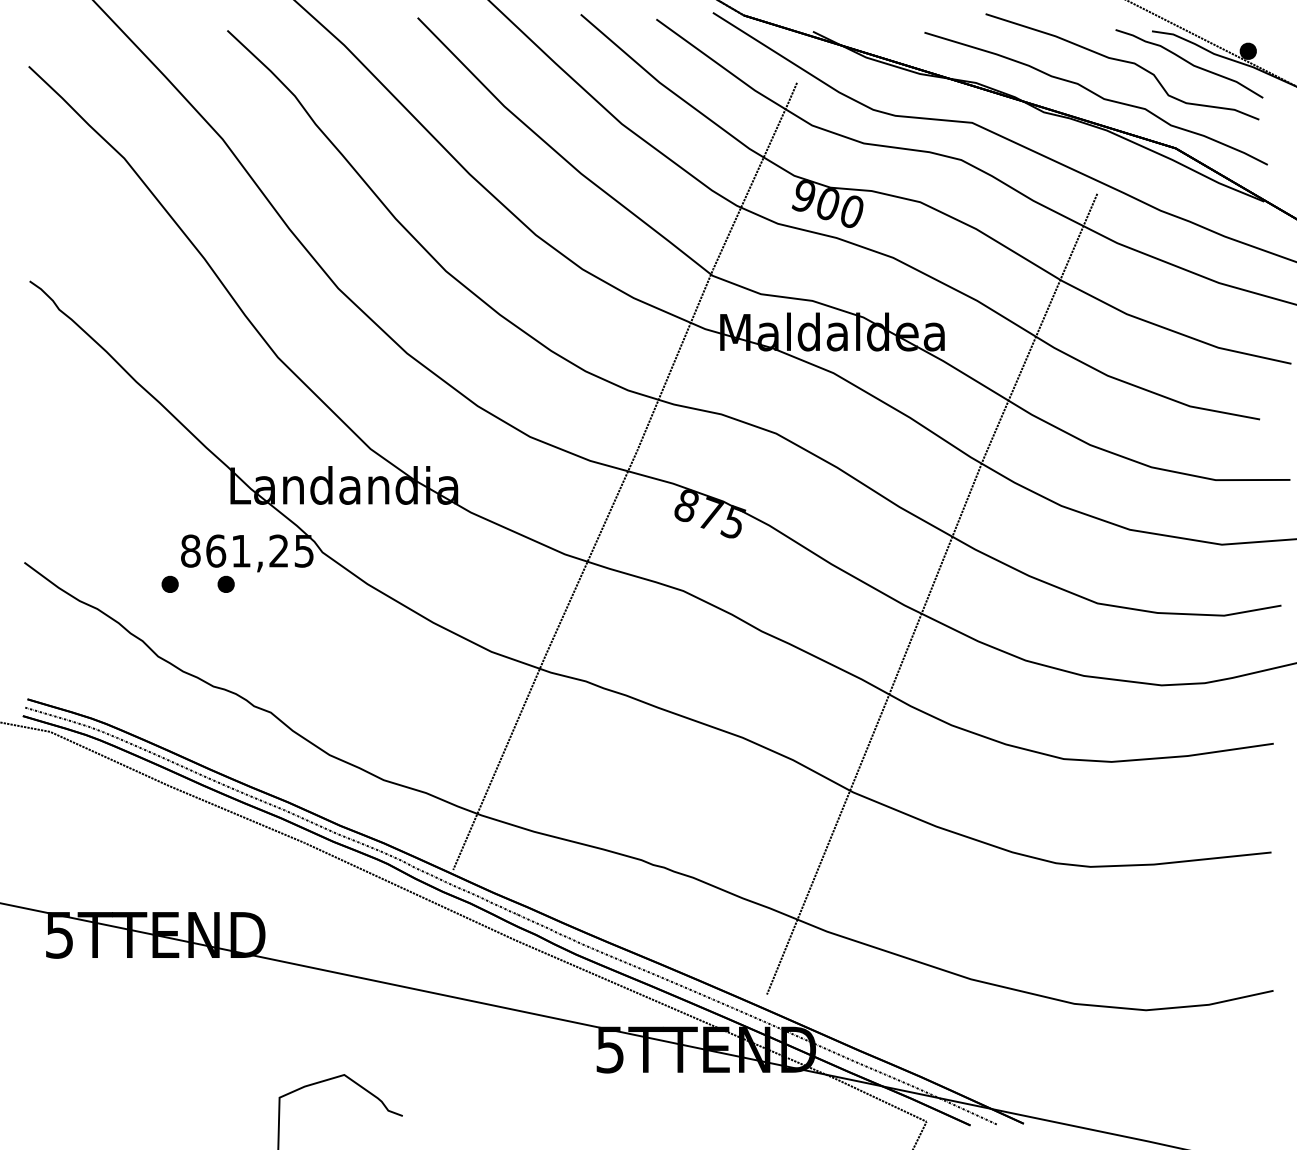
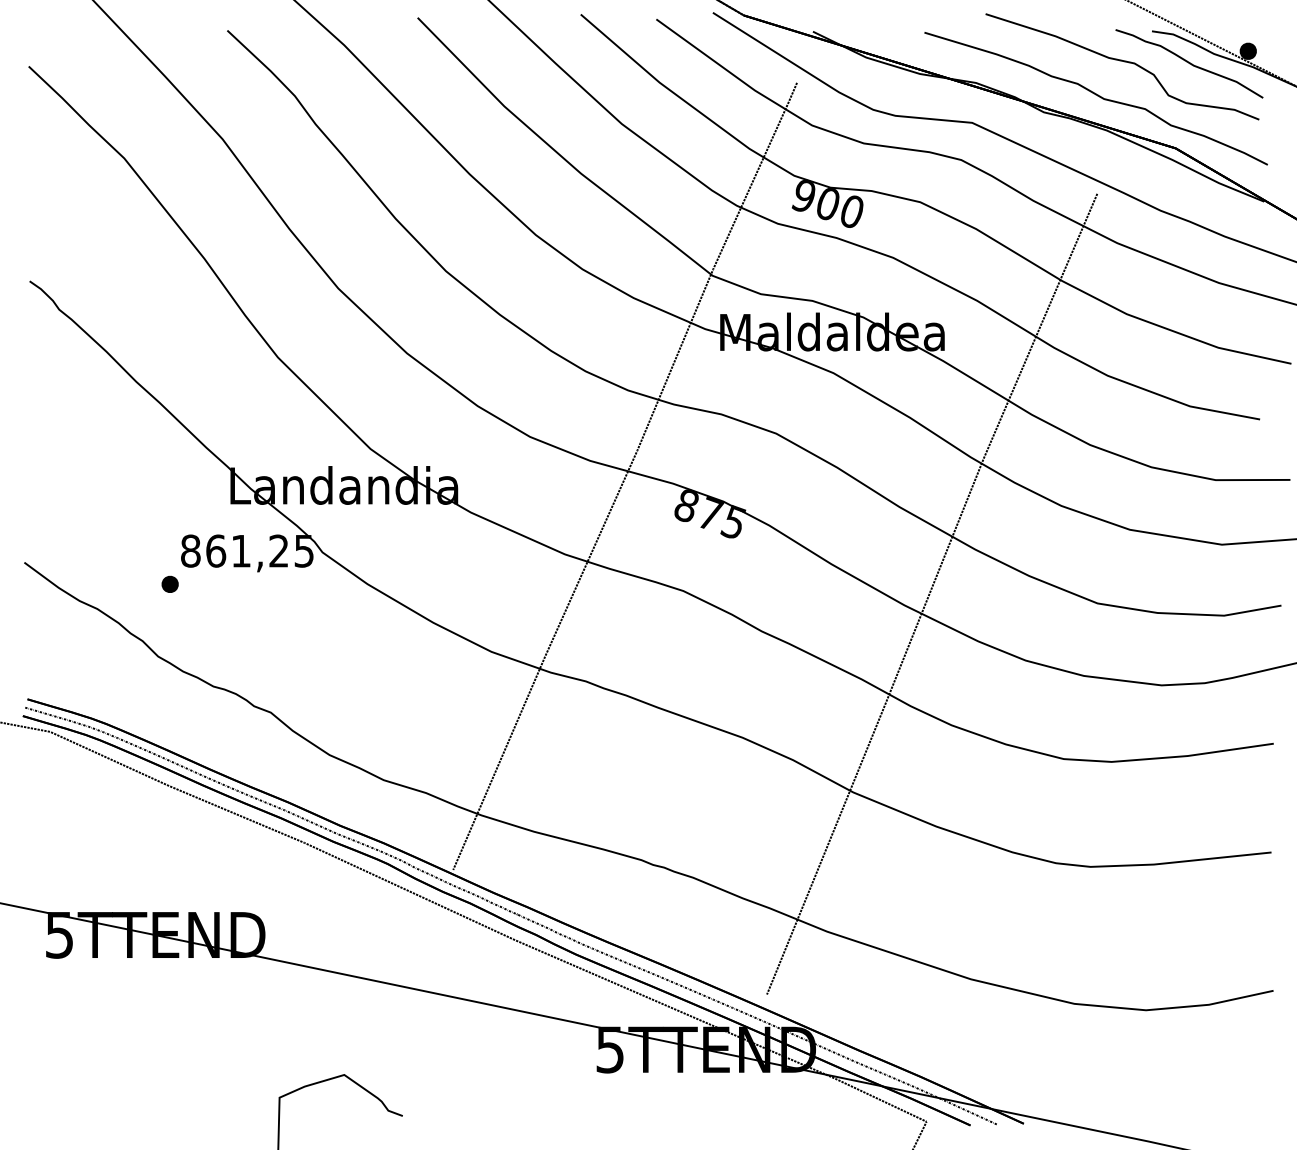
part: present -> none (225, 583)
